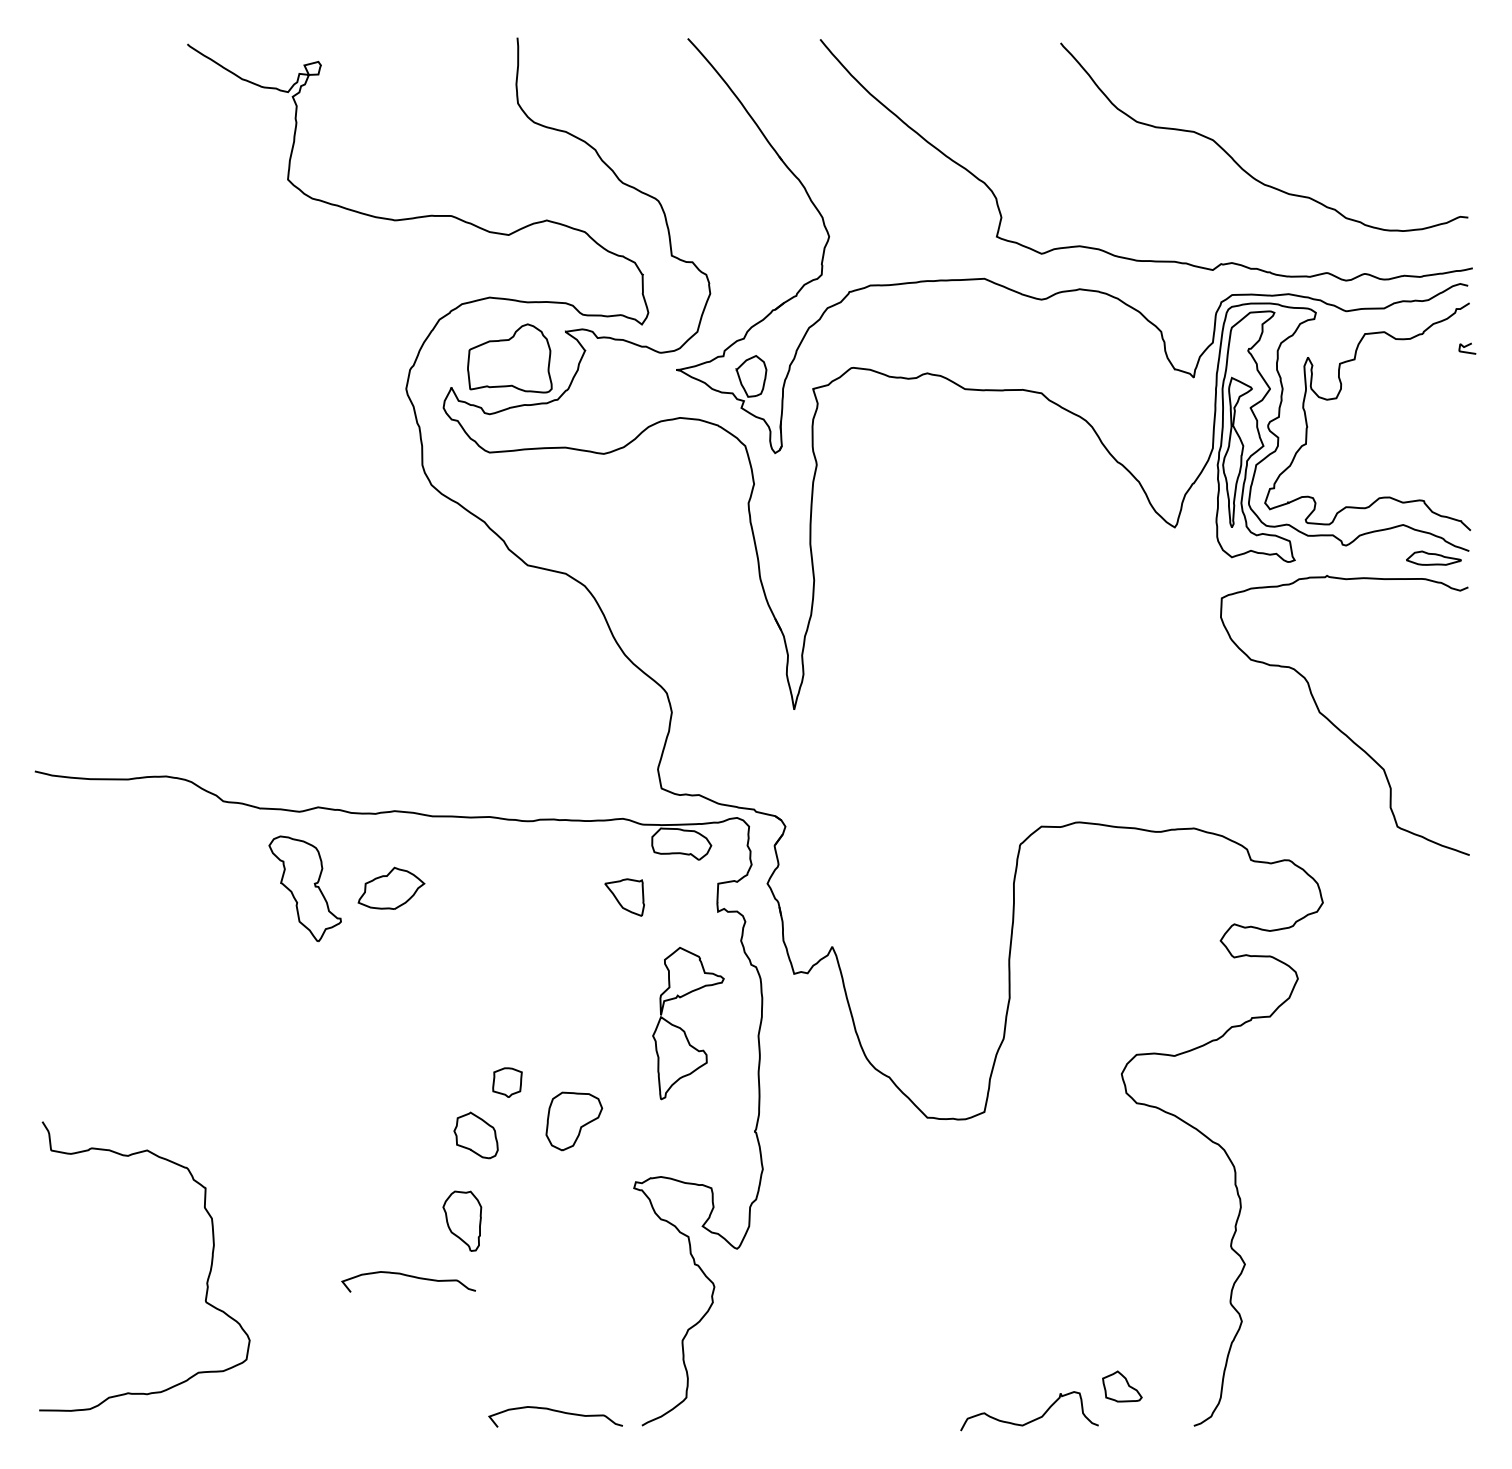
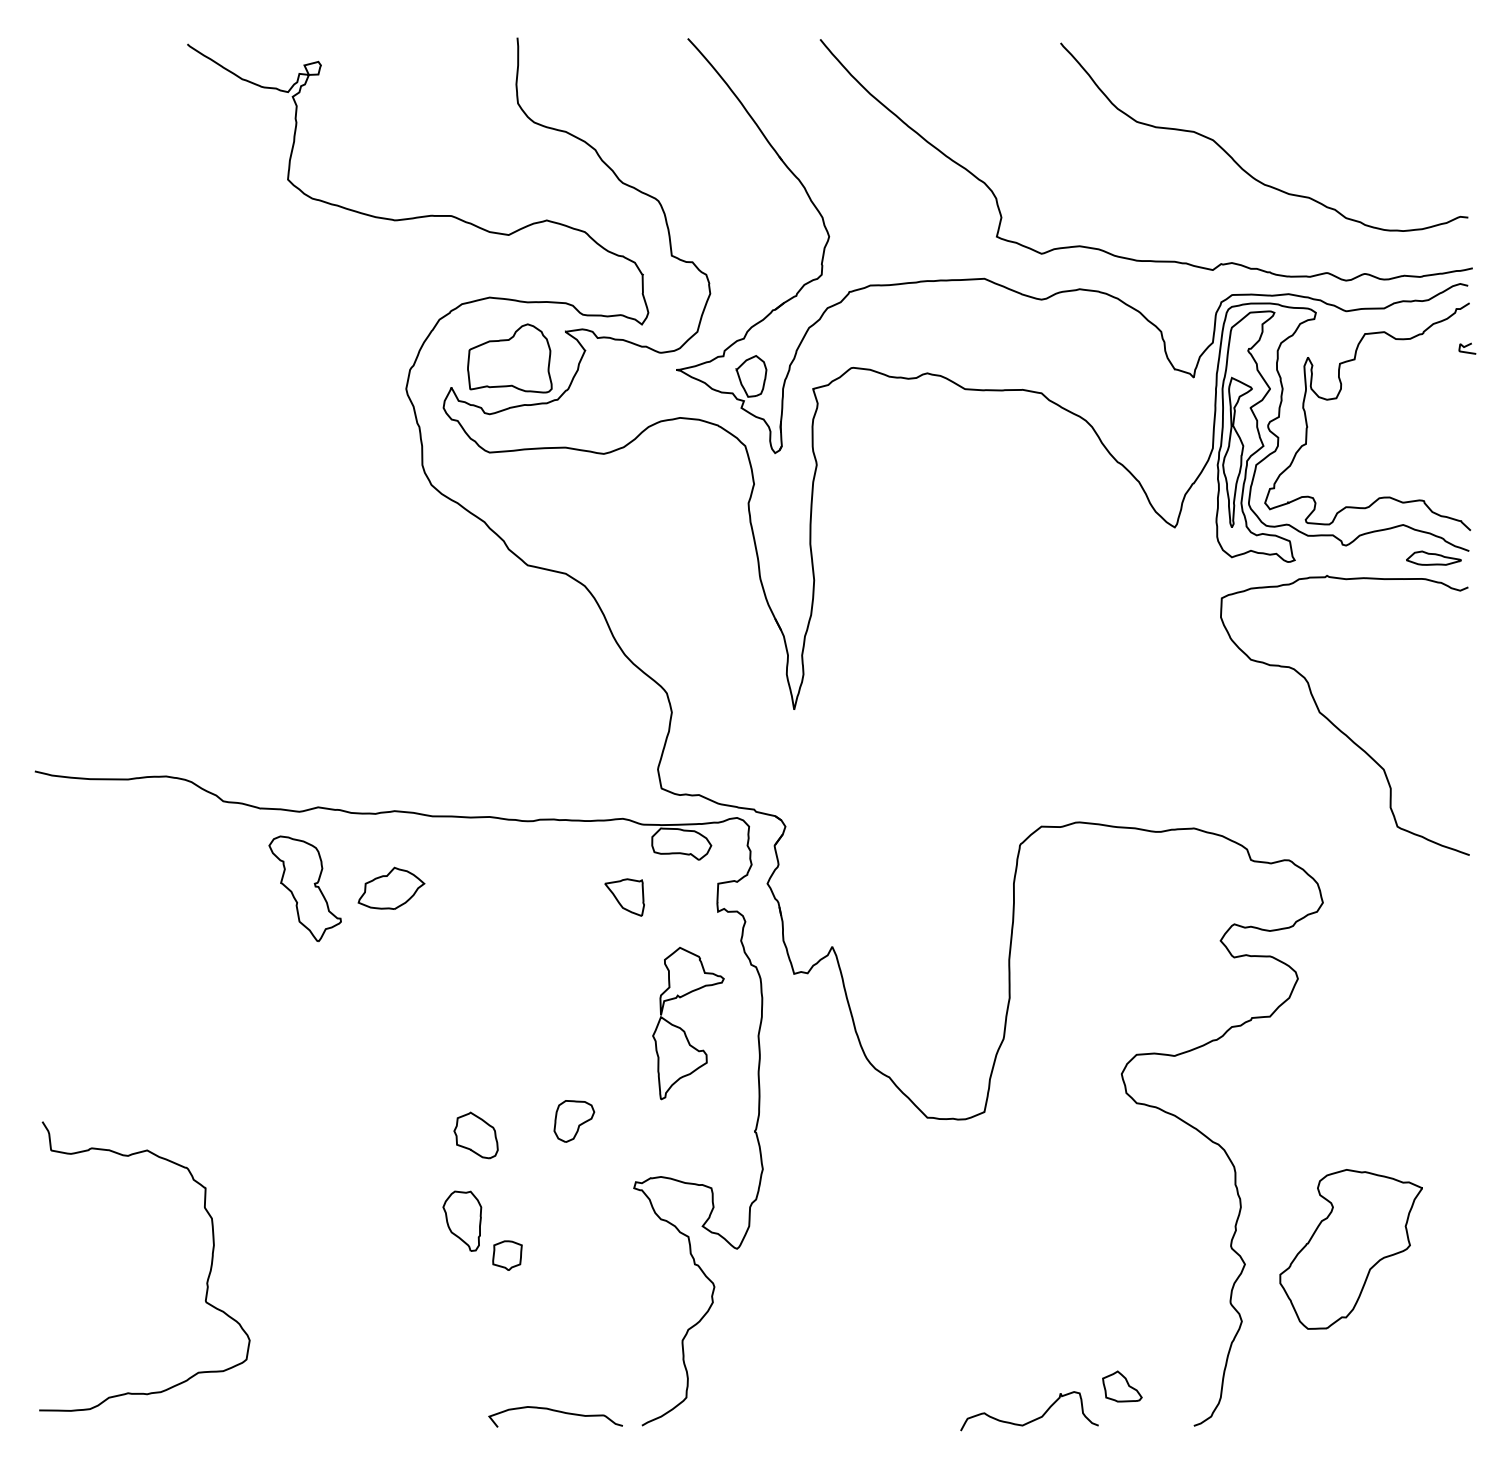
part position: (507, 1082) -> (507, 1255) (507, 1255)
part size: 59x61 px -> 43x43 px (574, 1121)
part: none -> present (1350, 1249)
curve: present -> none (410, 1277)
